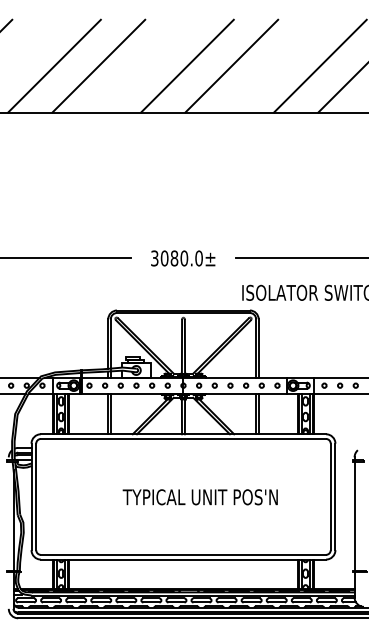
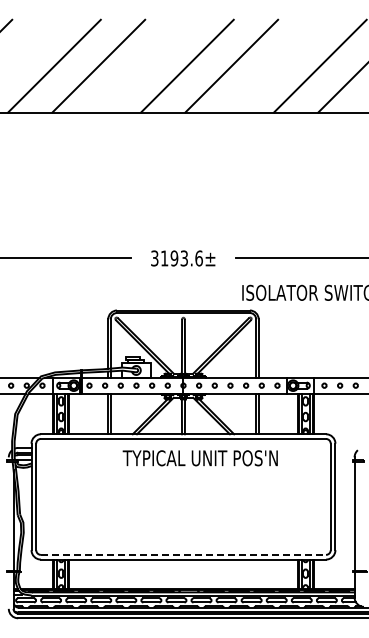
text: 3080.0± -> 3193.6± (181, 258)
text position: (199, 497) -> (199, 458) (199, 458)
line: solid -> dashed (183, 554)
